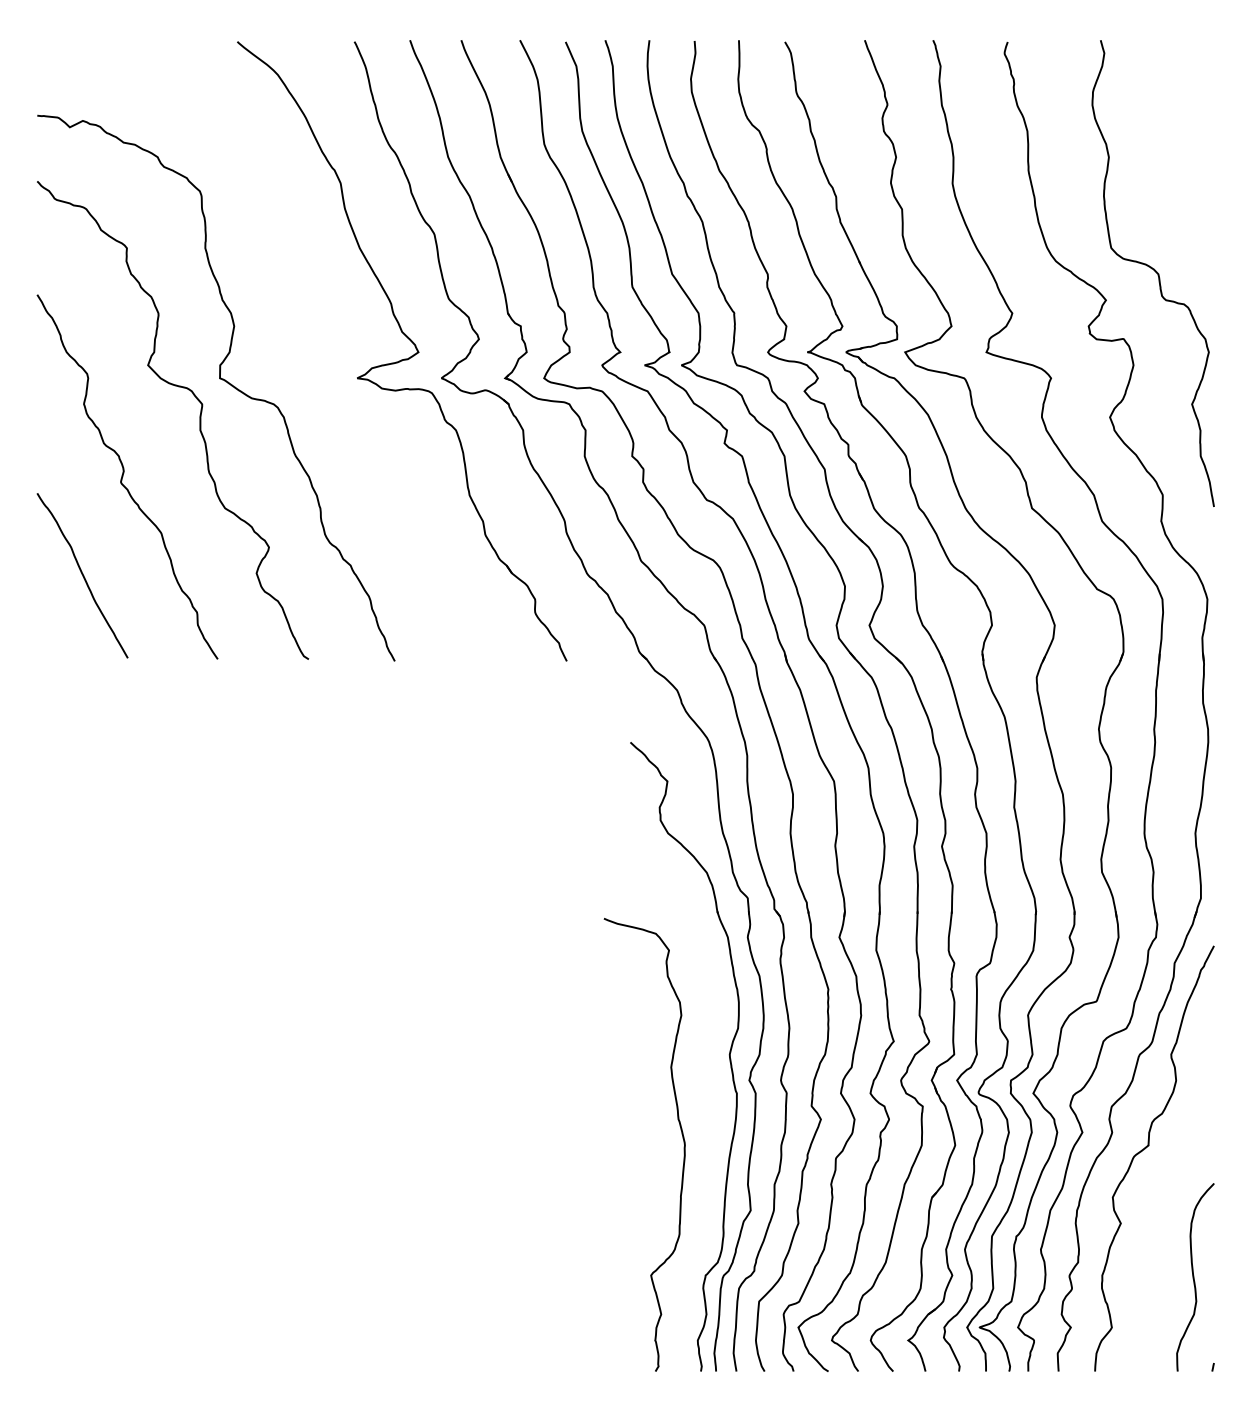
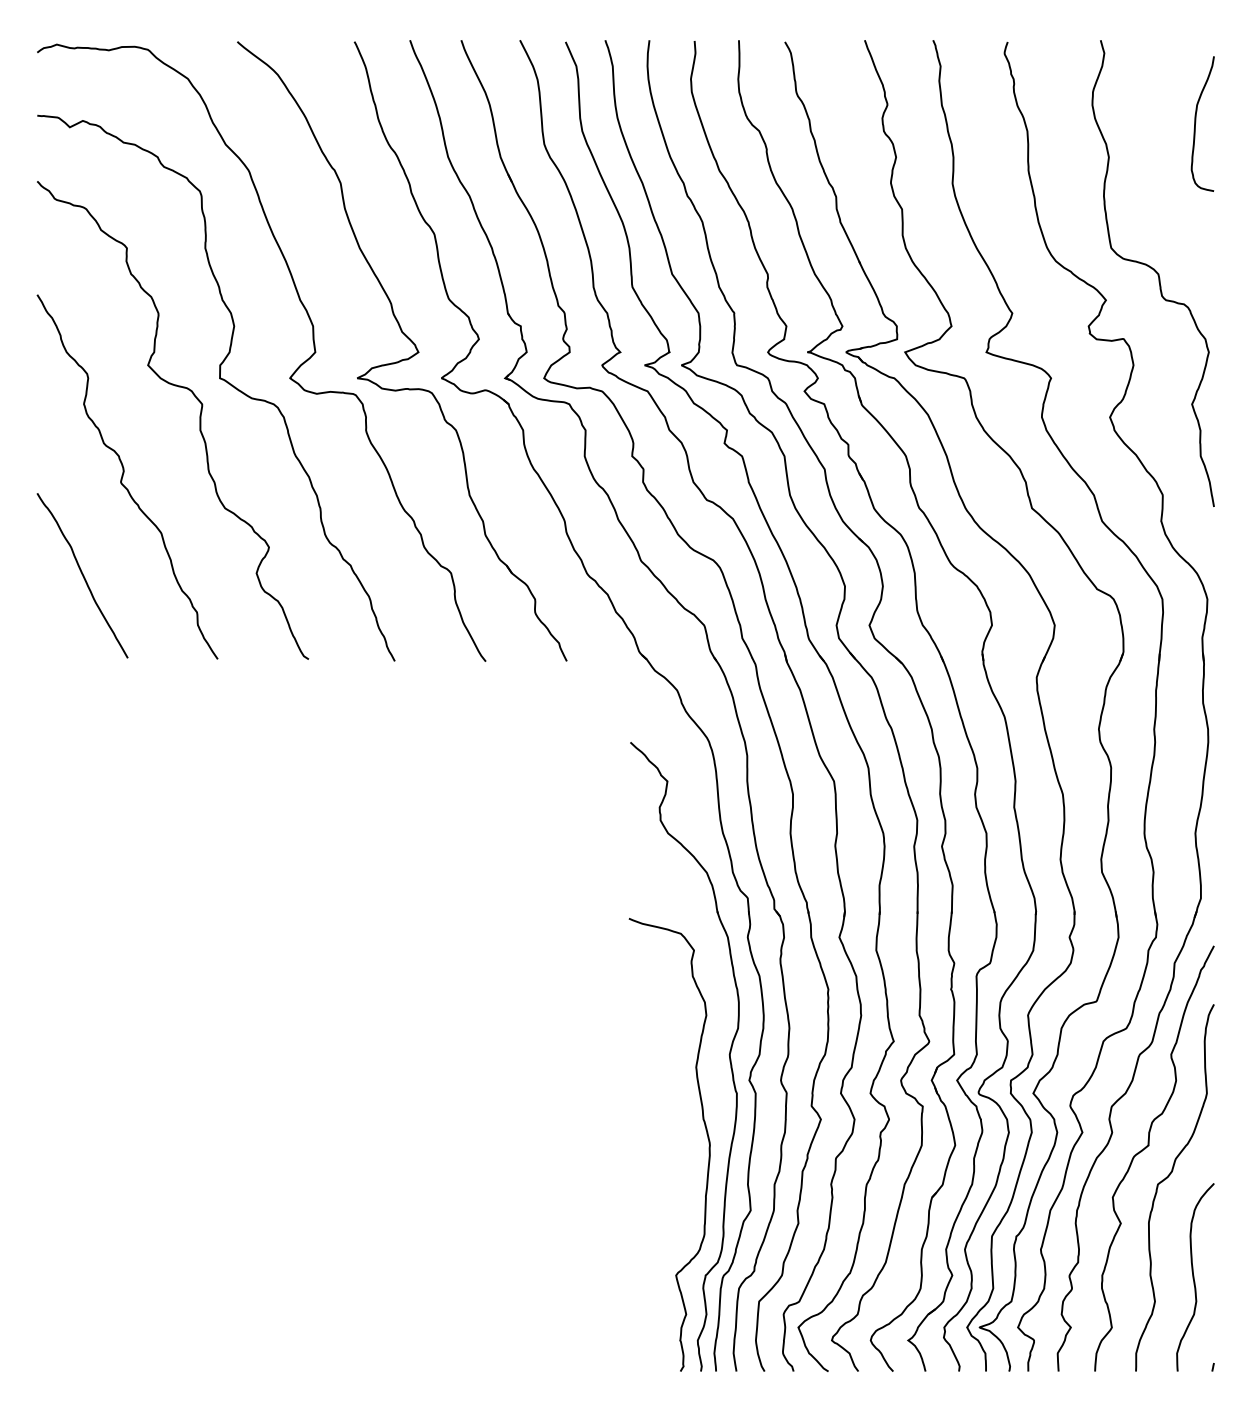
curve: none -> present (1196, 122)
curve: none -> present (291, 374)
curve position: (681, 1134) -> (706, 1134) (706, 1134)
curve: none -> present (1166, 1179)
